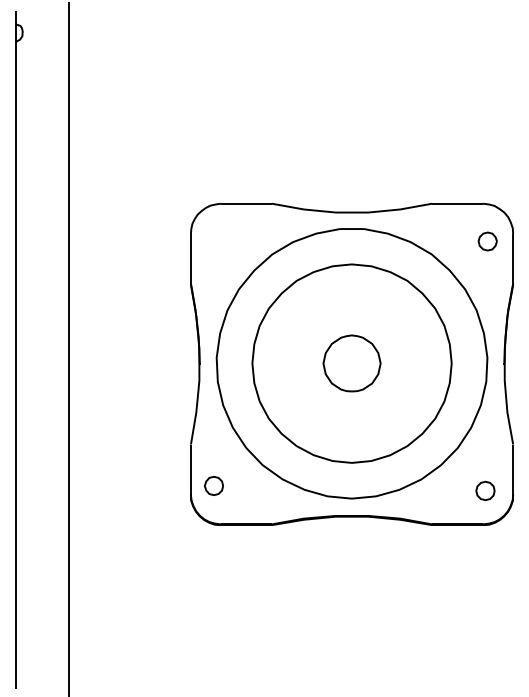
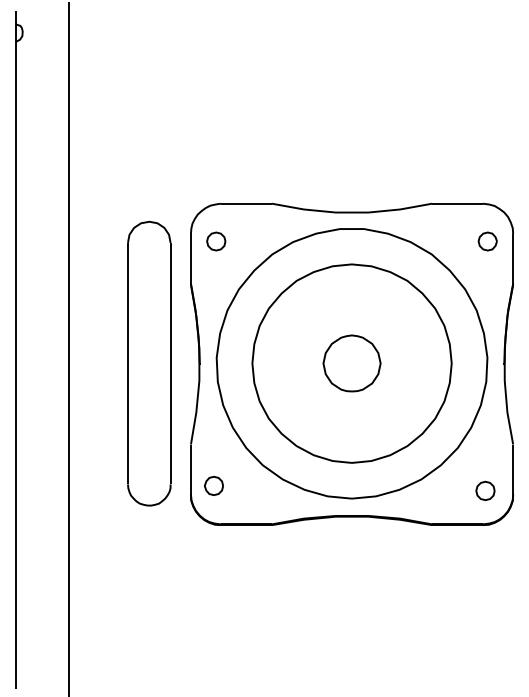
part: none -> present (216, 241)
part: none -> present (149, 363)
